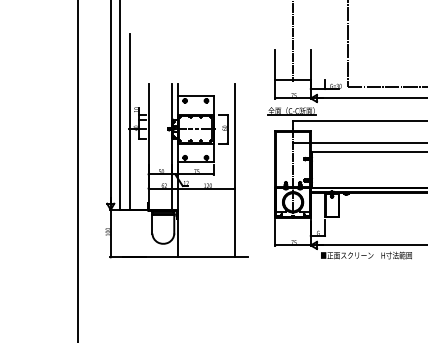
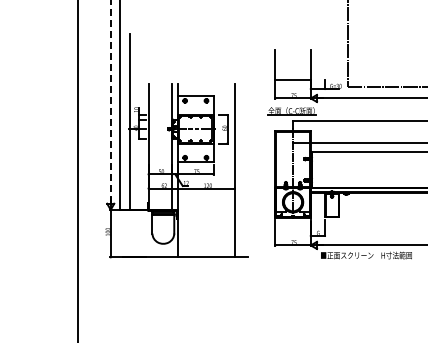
line: present -> none (293, 41)
line: solid -> dashed (110, 101)
